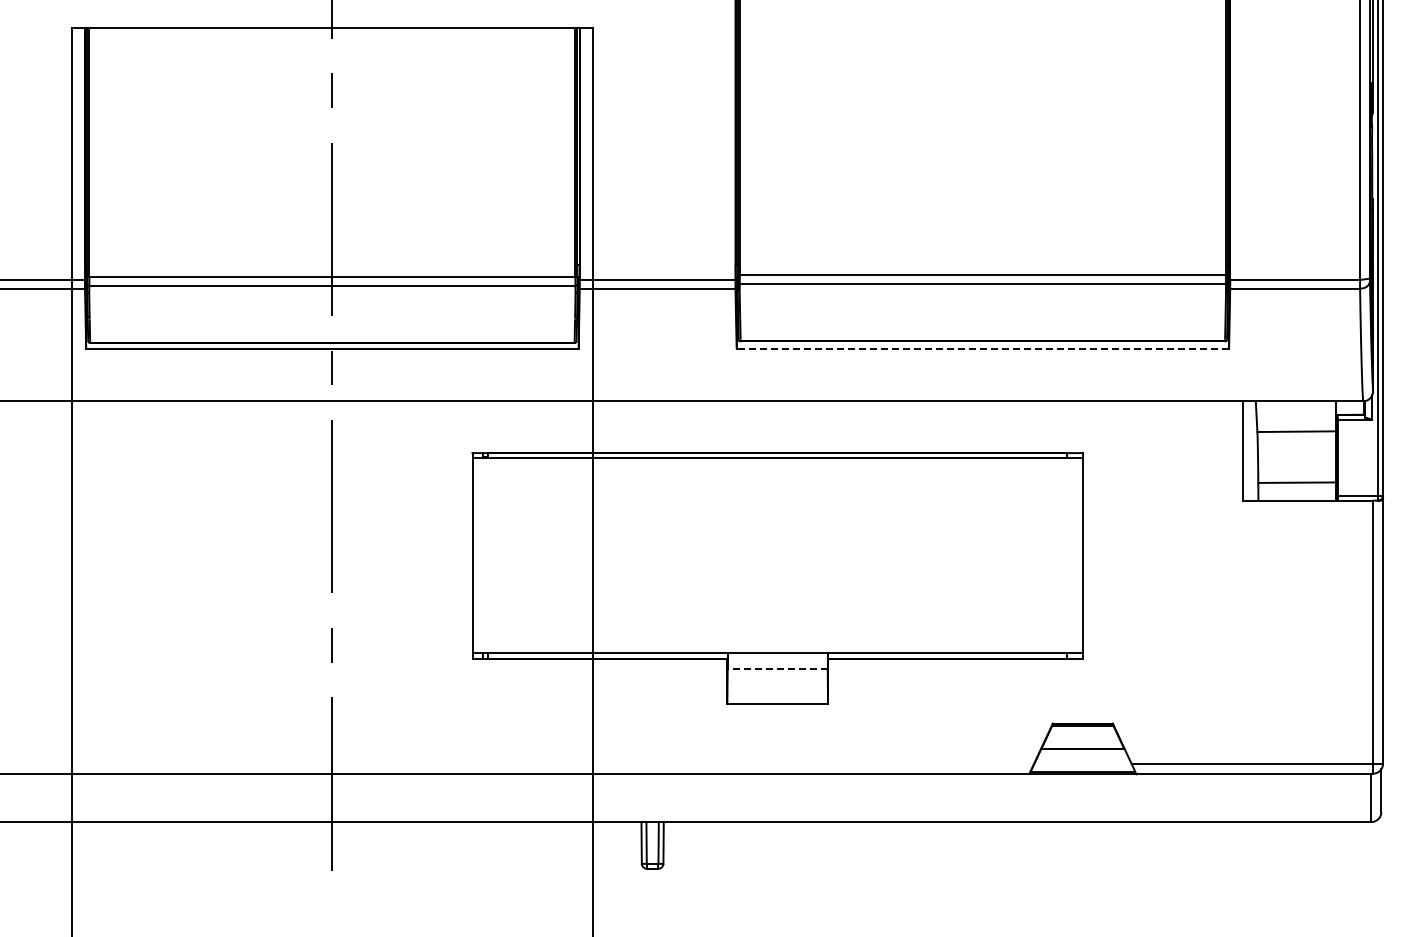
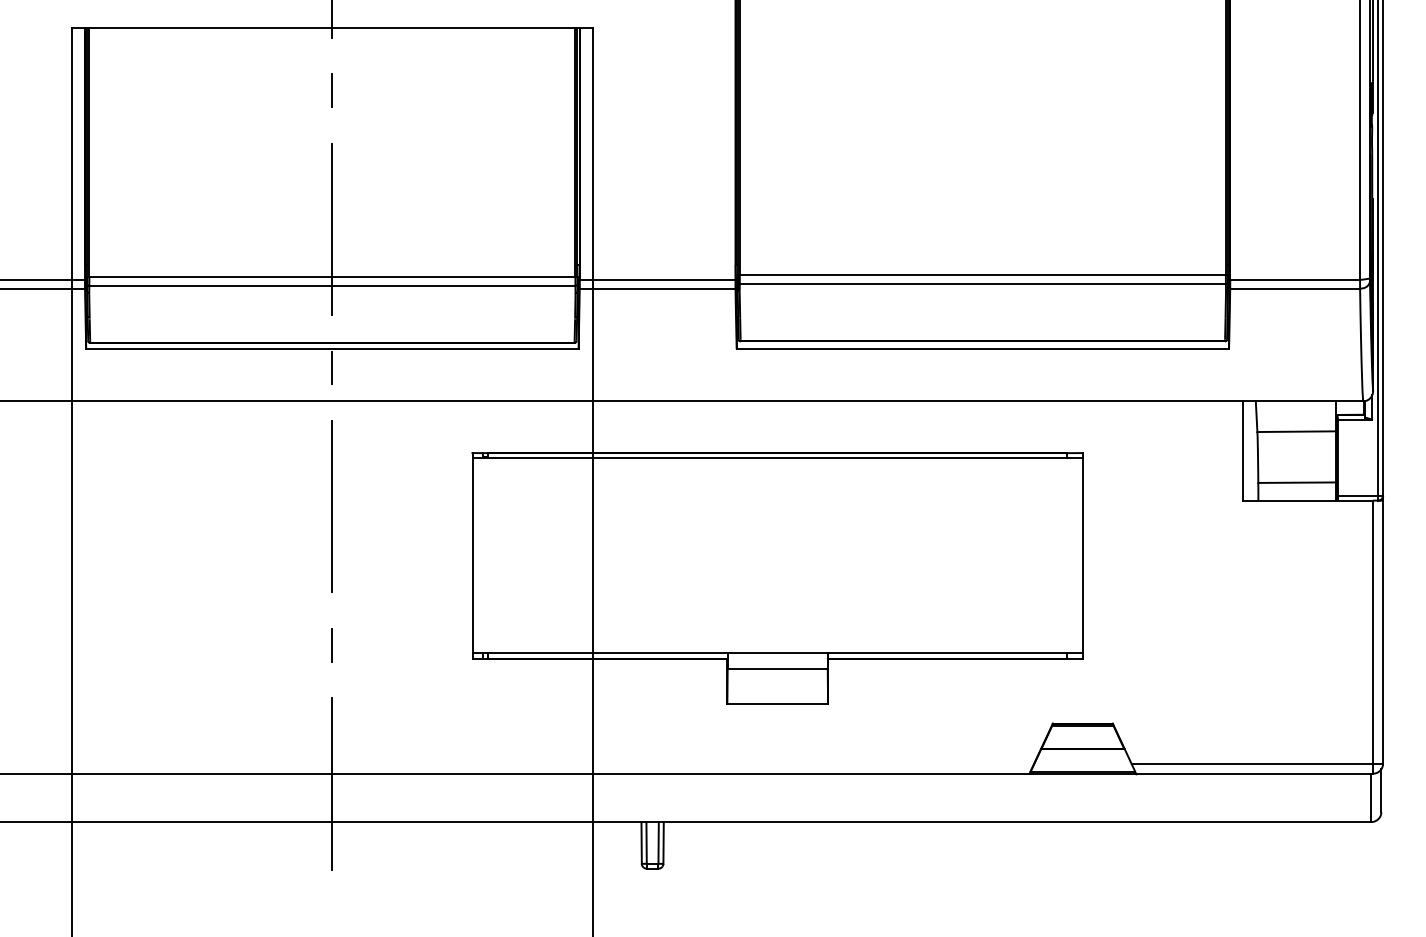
line: dashed -> solid (982, 349)
line: dashed -> solid (777, 668)
